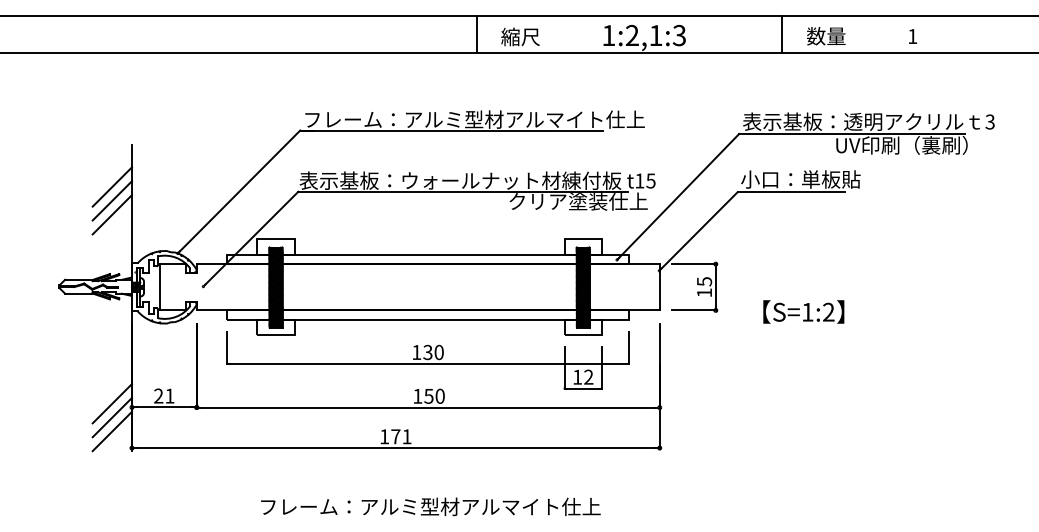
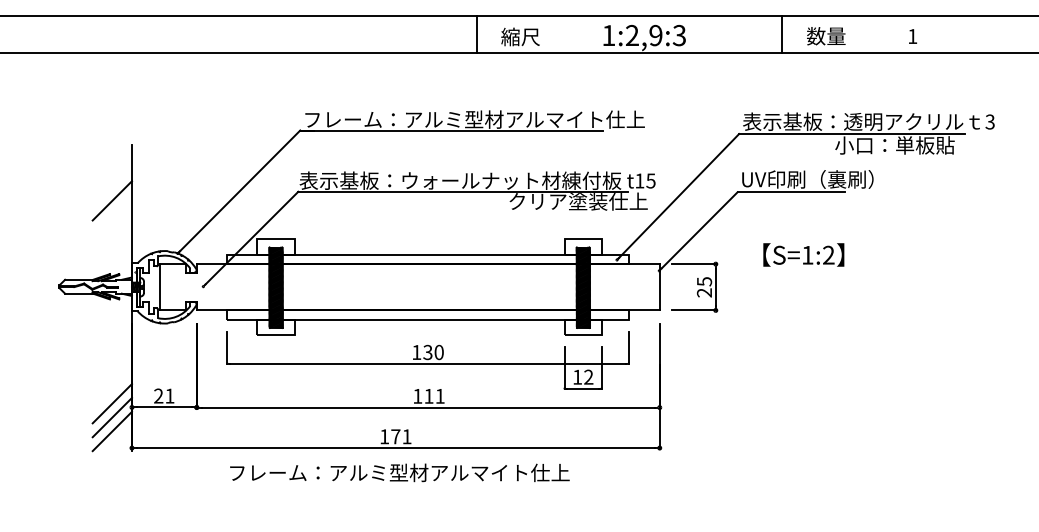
text: 1:2,1:3 -> 1:2,9:3 (655, 35)
text: UV印刷（裏刷） -> 小口：単板貼 (901, 145)
text: 小口：単板貼 -> UV印刷（裏刷） (807, 179)
line: present -> none (111, 186)
line: present -> none (111, 214)
text: 15 -> 25 (703, 292)
text position: (803, 311) -> (803, 254) (803, 254)
text: 150 -> 111 (434, 395)
text position: (430, 506) -> (399, 472) (399, 472)
